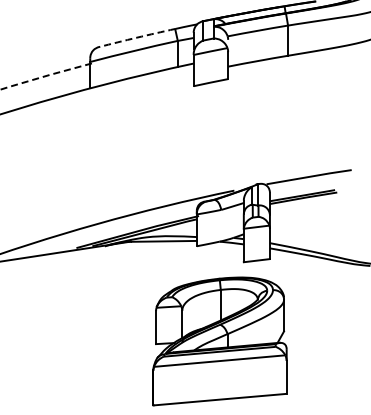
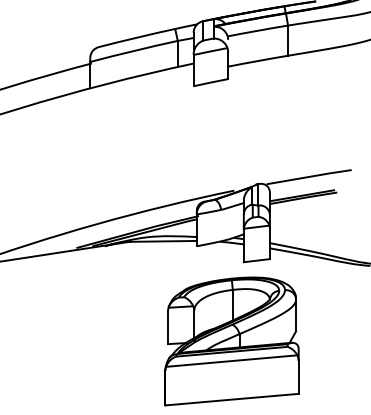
arc: dashed -> solid (136, 37)
arc: dashed -> solid (45, 76)
part position: (219, 341) -> (231, 341) (231, 341)
